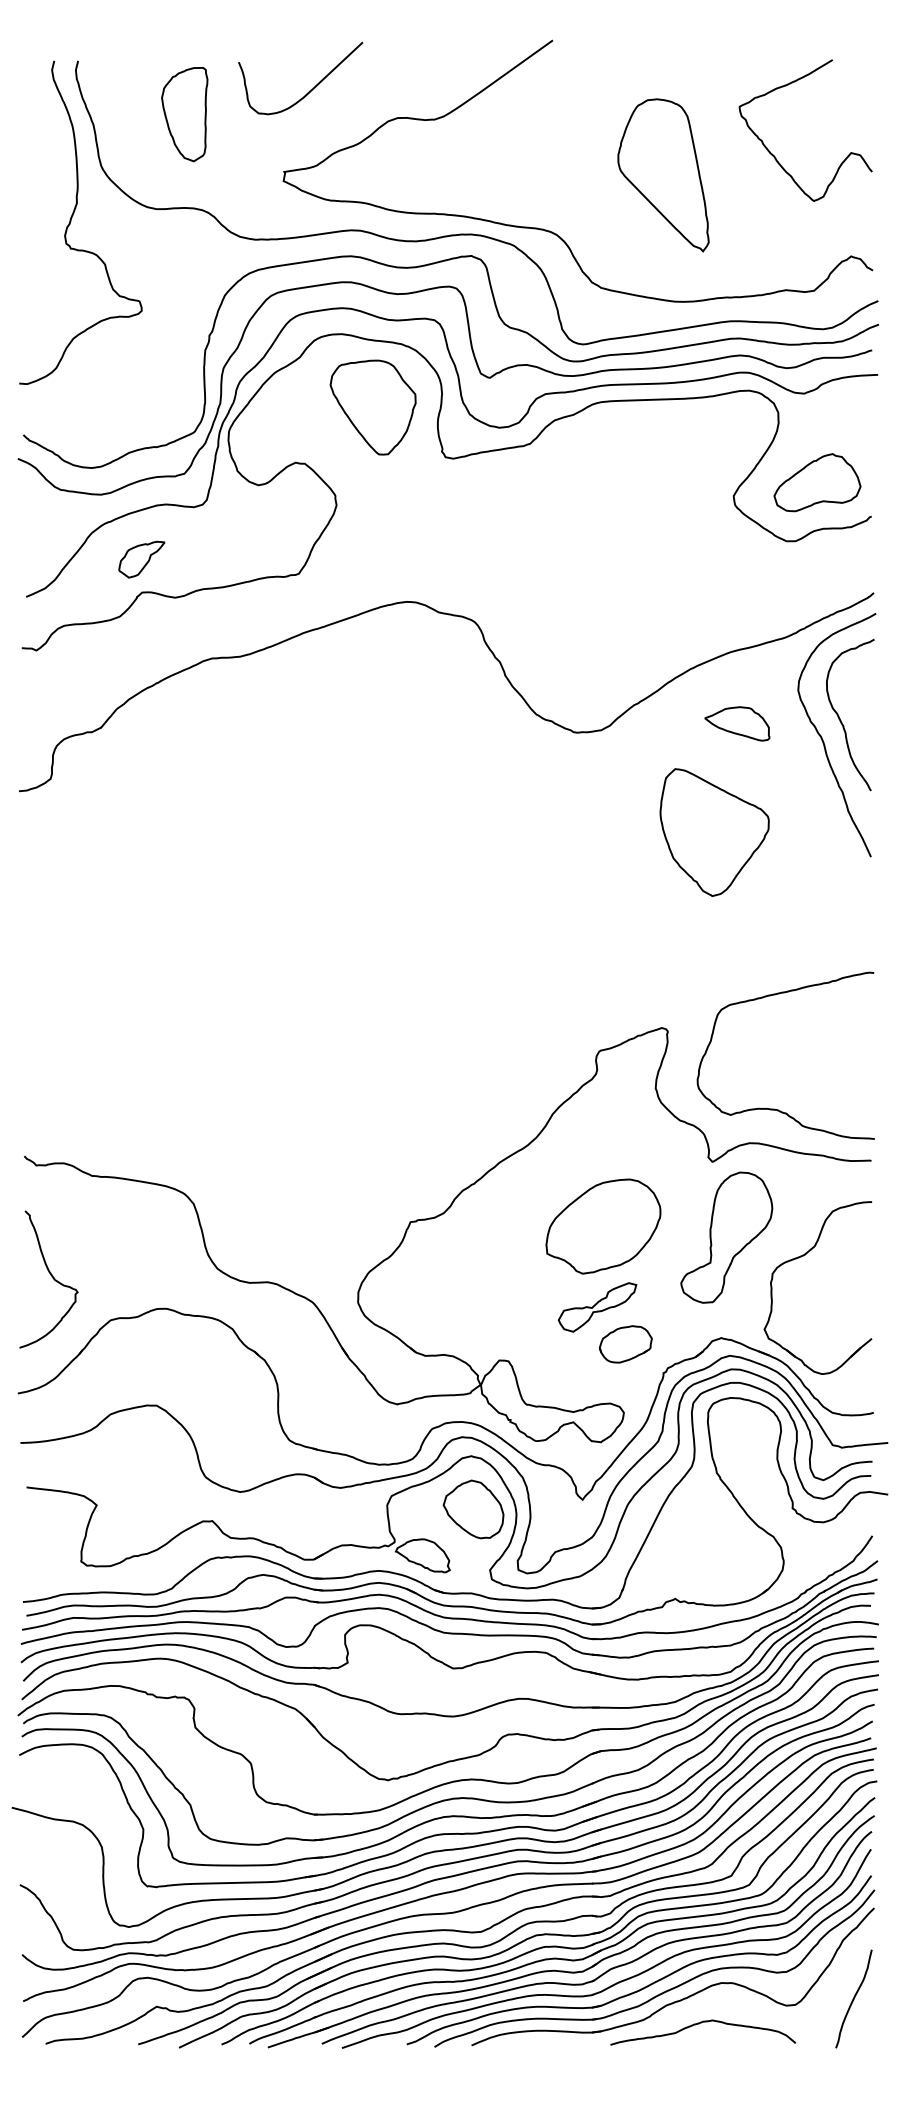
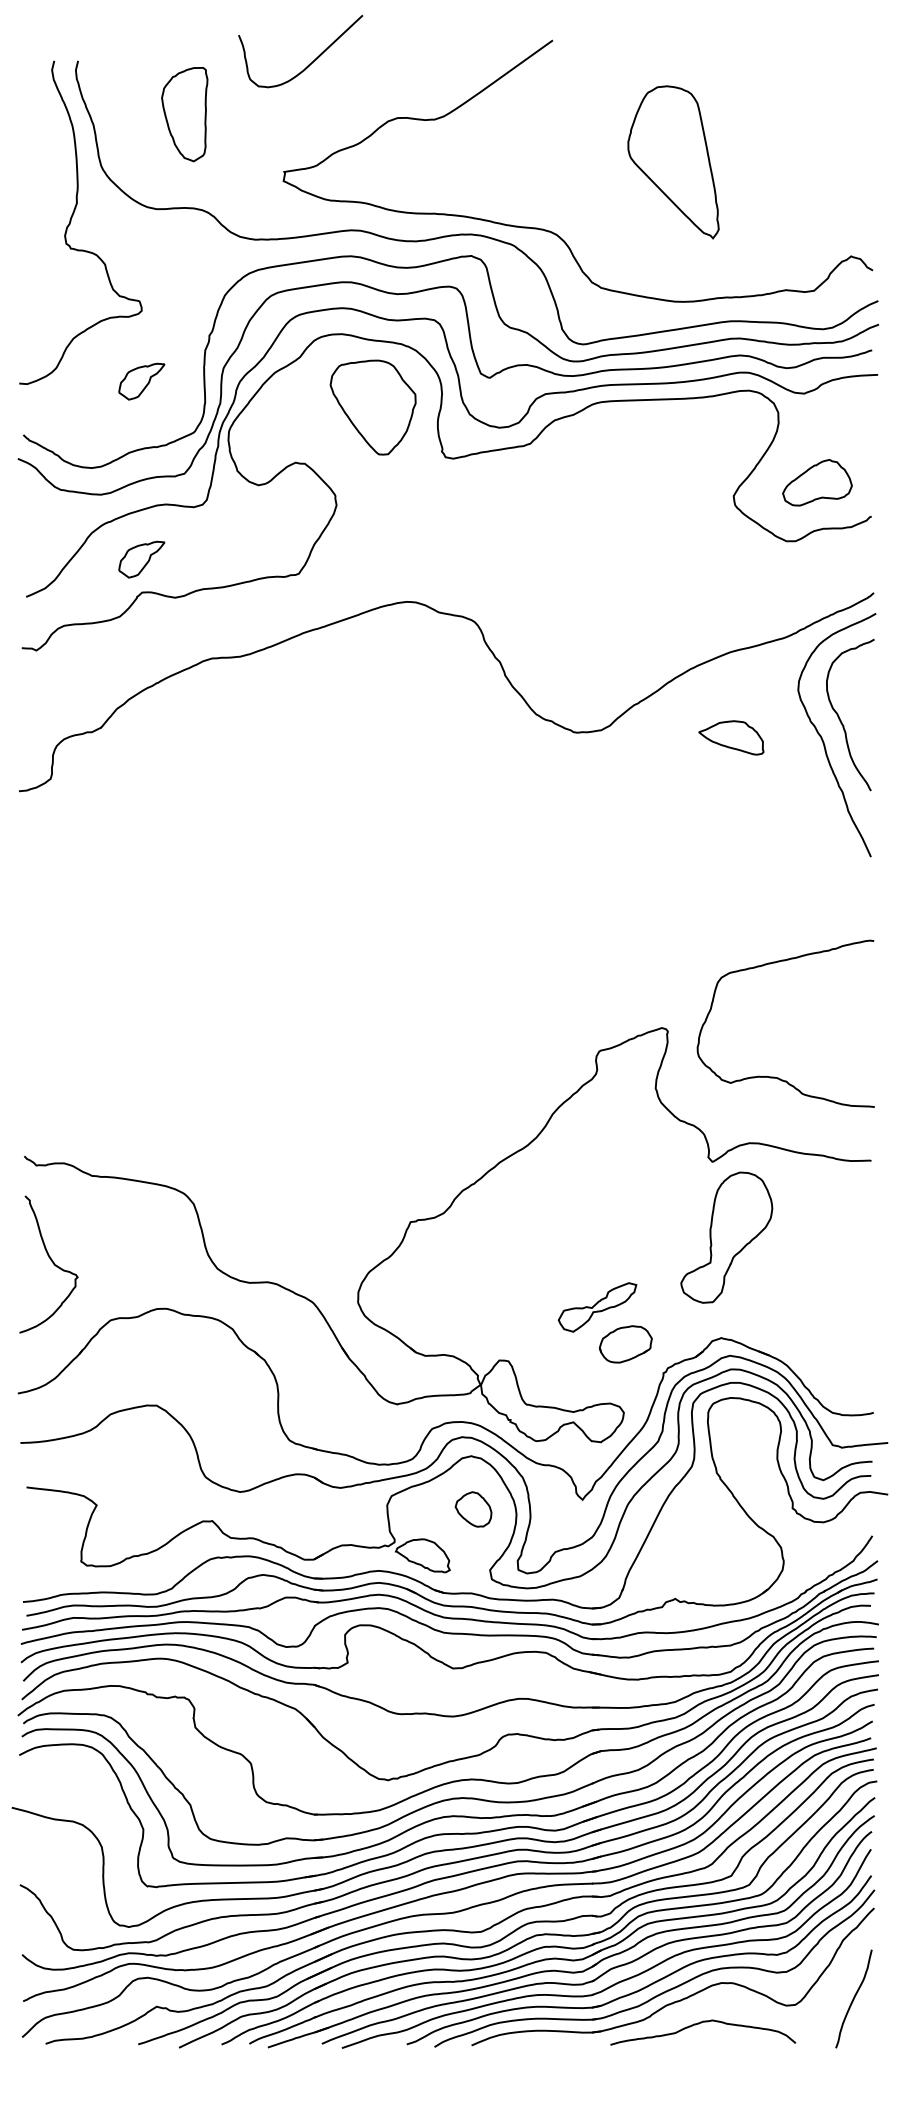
curve position: (309, 90) -> (309, 63) (309, 63)
curve: present -> none (775, 156)
part position: (663, 175) -> (673, 162) (673, 162)
part: none -> present (141, 381)
part size: 89x60 px -> 71x48 px (817, 482)
part position: (737, 723) -> (731, 737) (731, 737)
part: present -> none (714, 832)
curve position: (774, 1108) -> (774, 1076) (774, 1076)
part: present -> none (603, 1226)
part: present -> none (801, 1257)
curve position: (52, 1278) -> (52, 1263) (52, 1263)
part size: 63x61 px -> 39x37 px (473, 1509)
